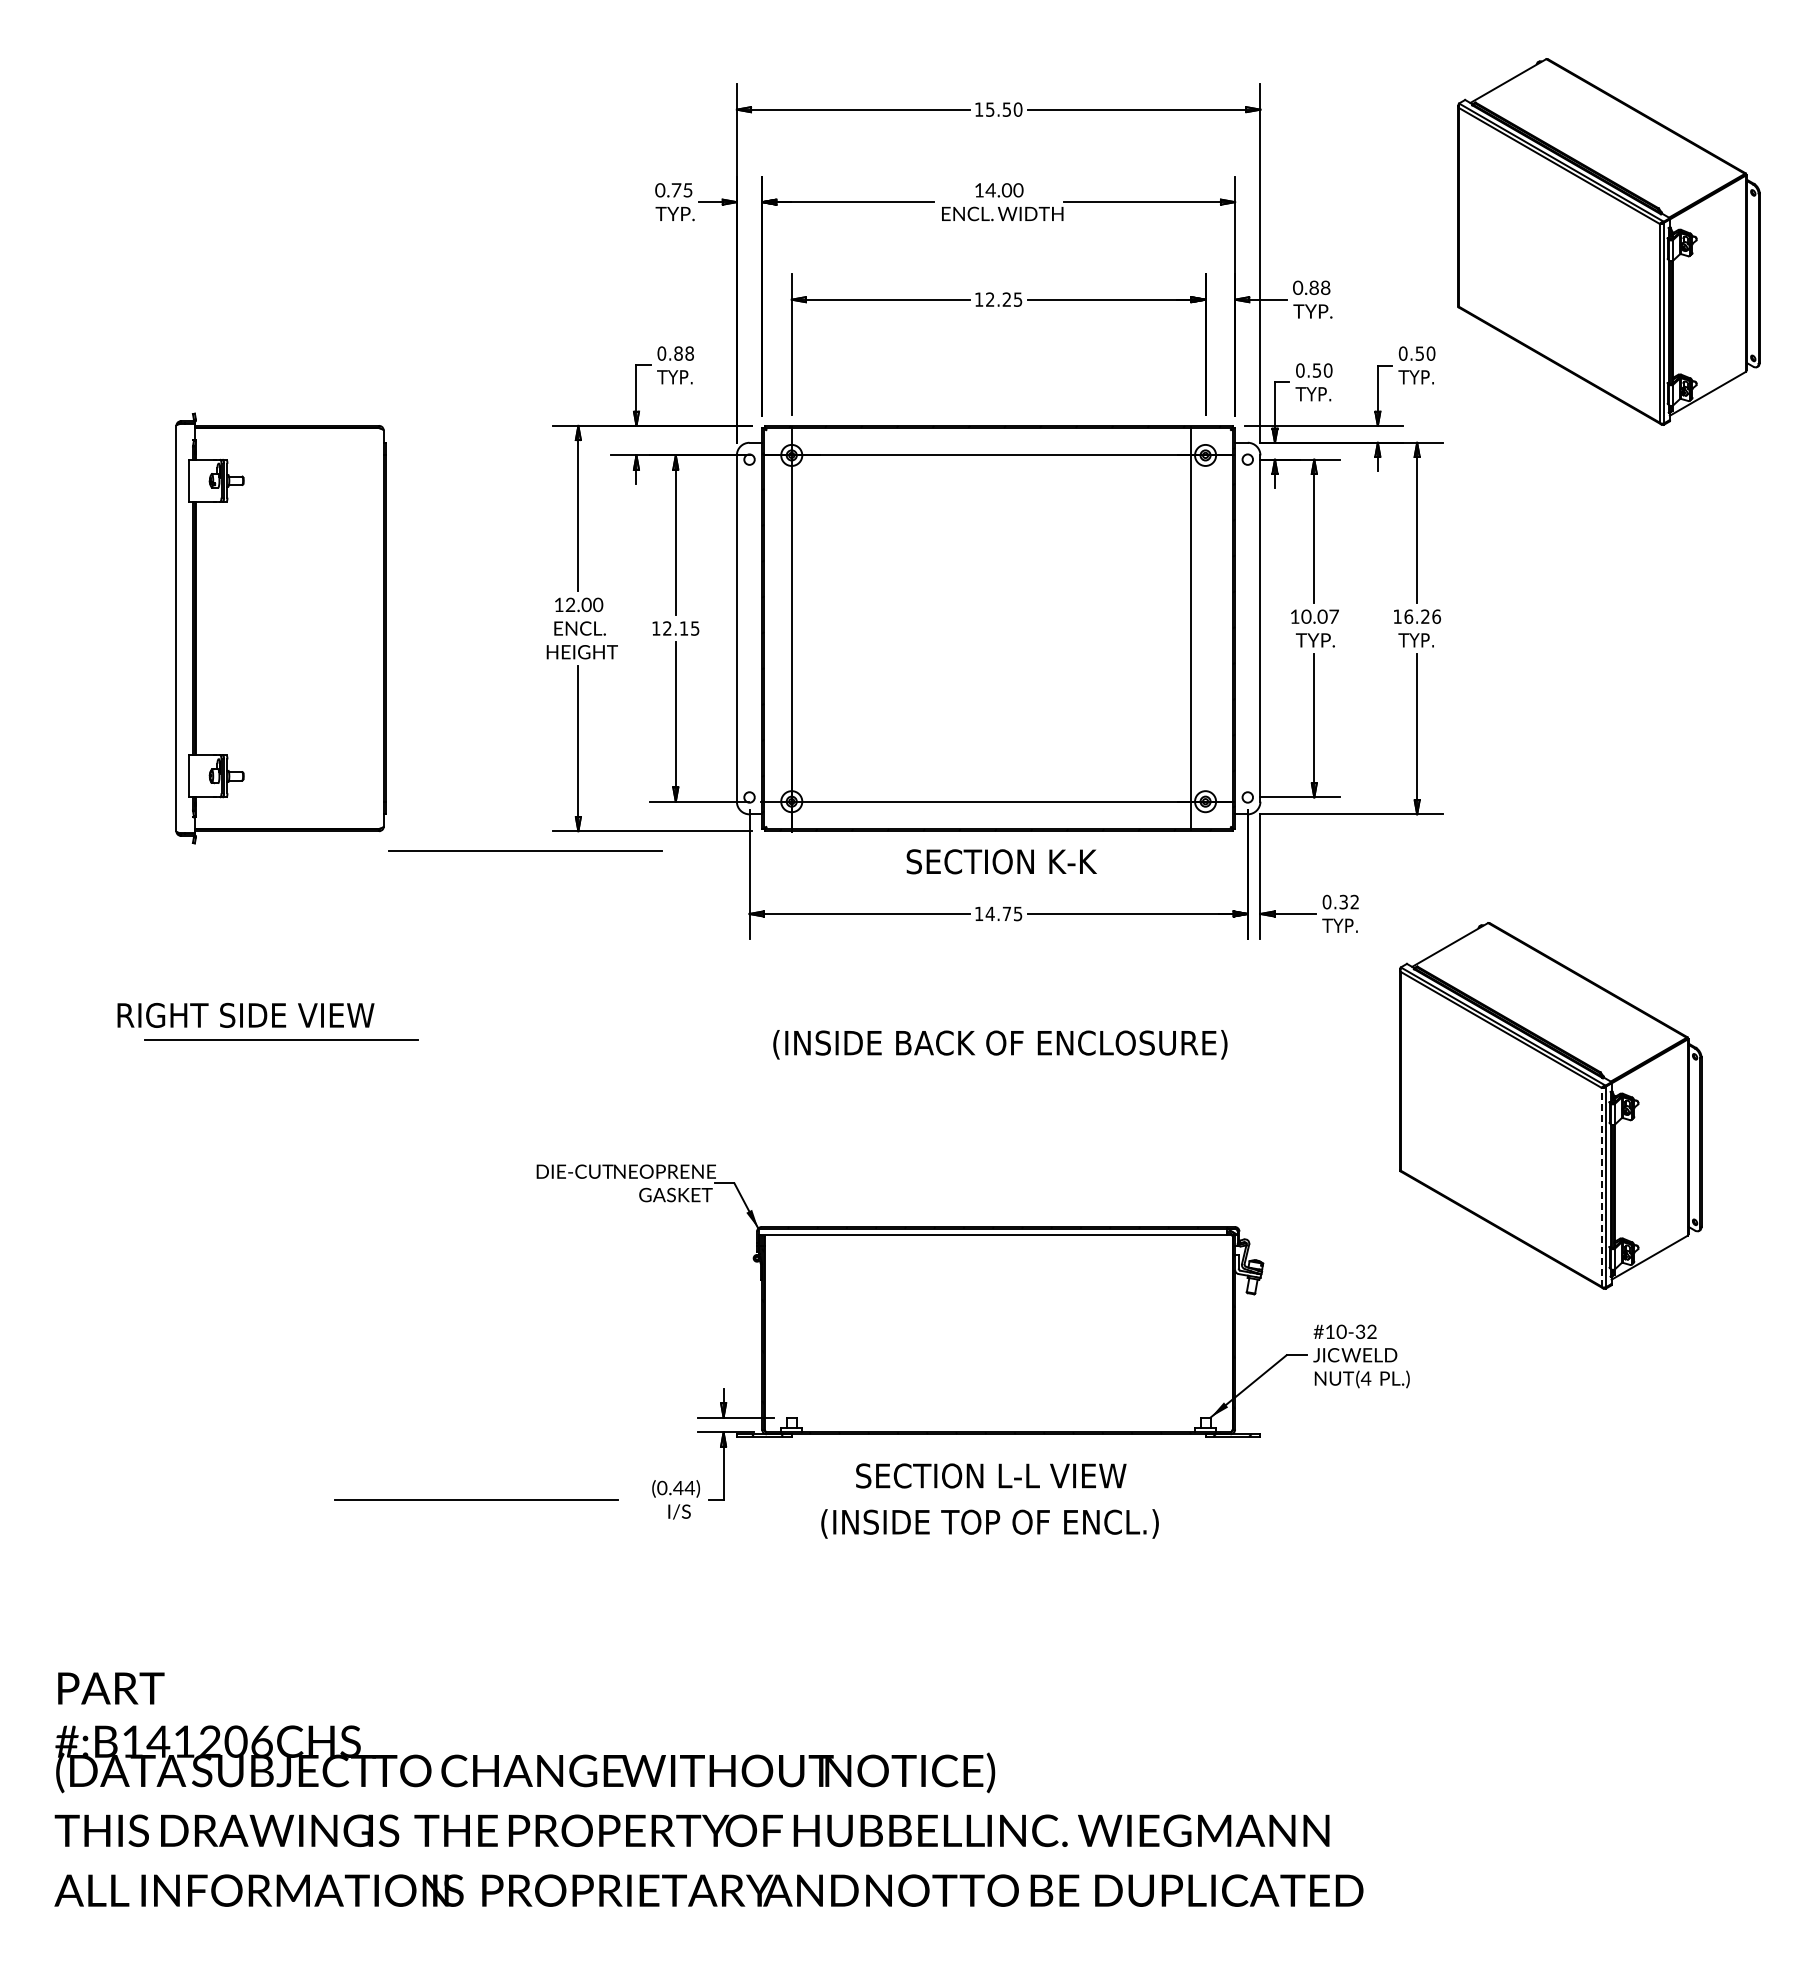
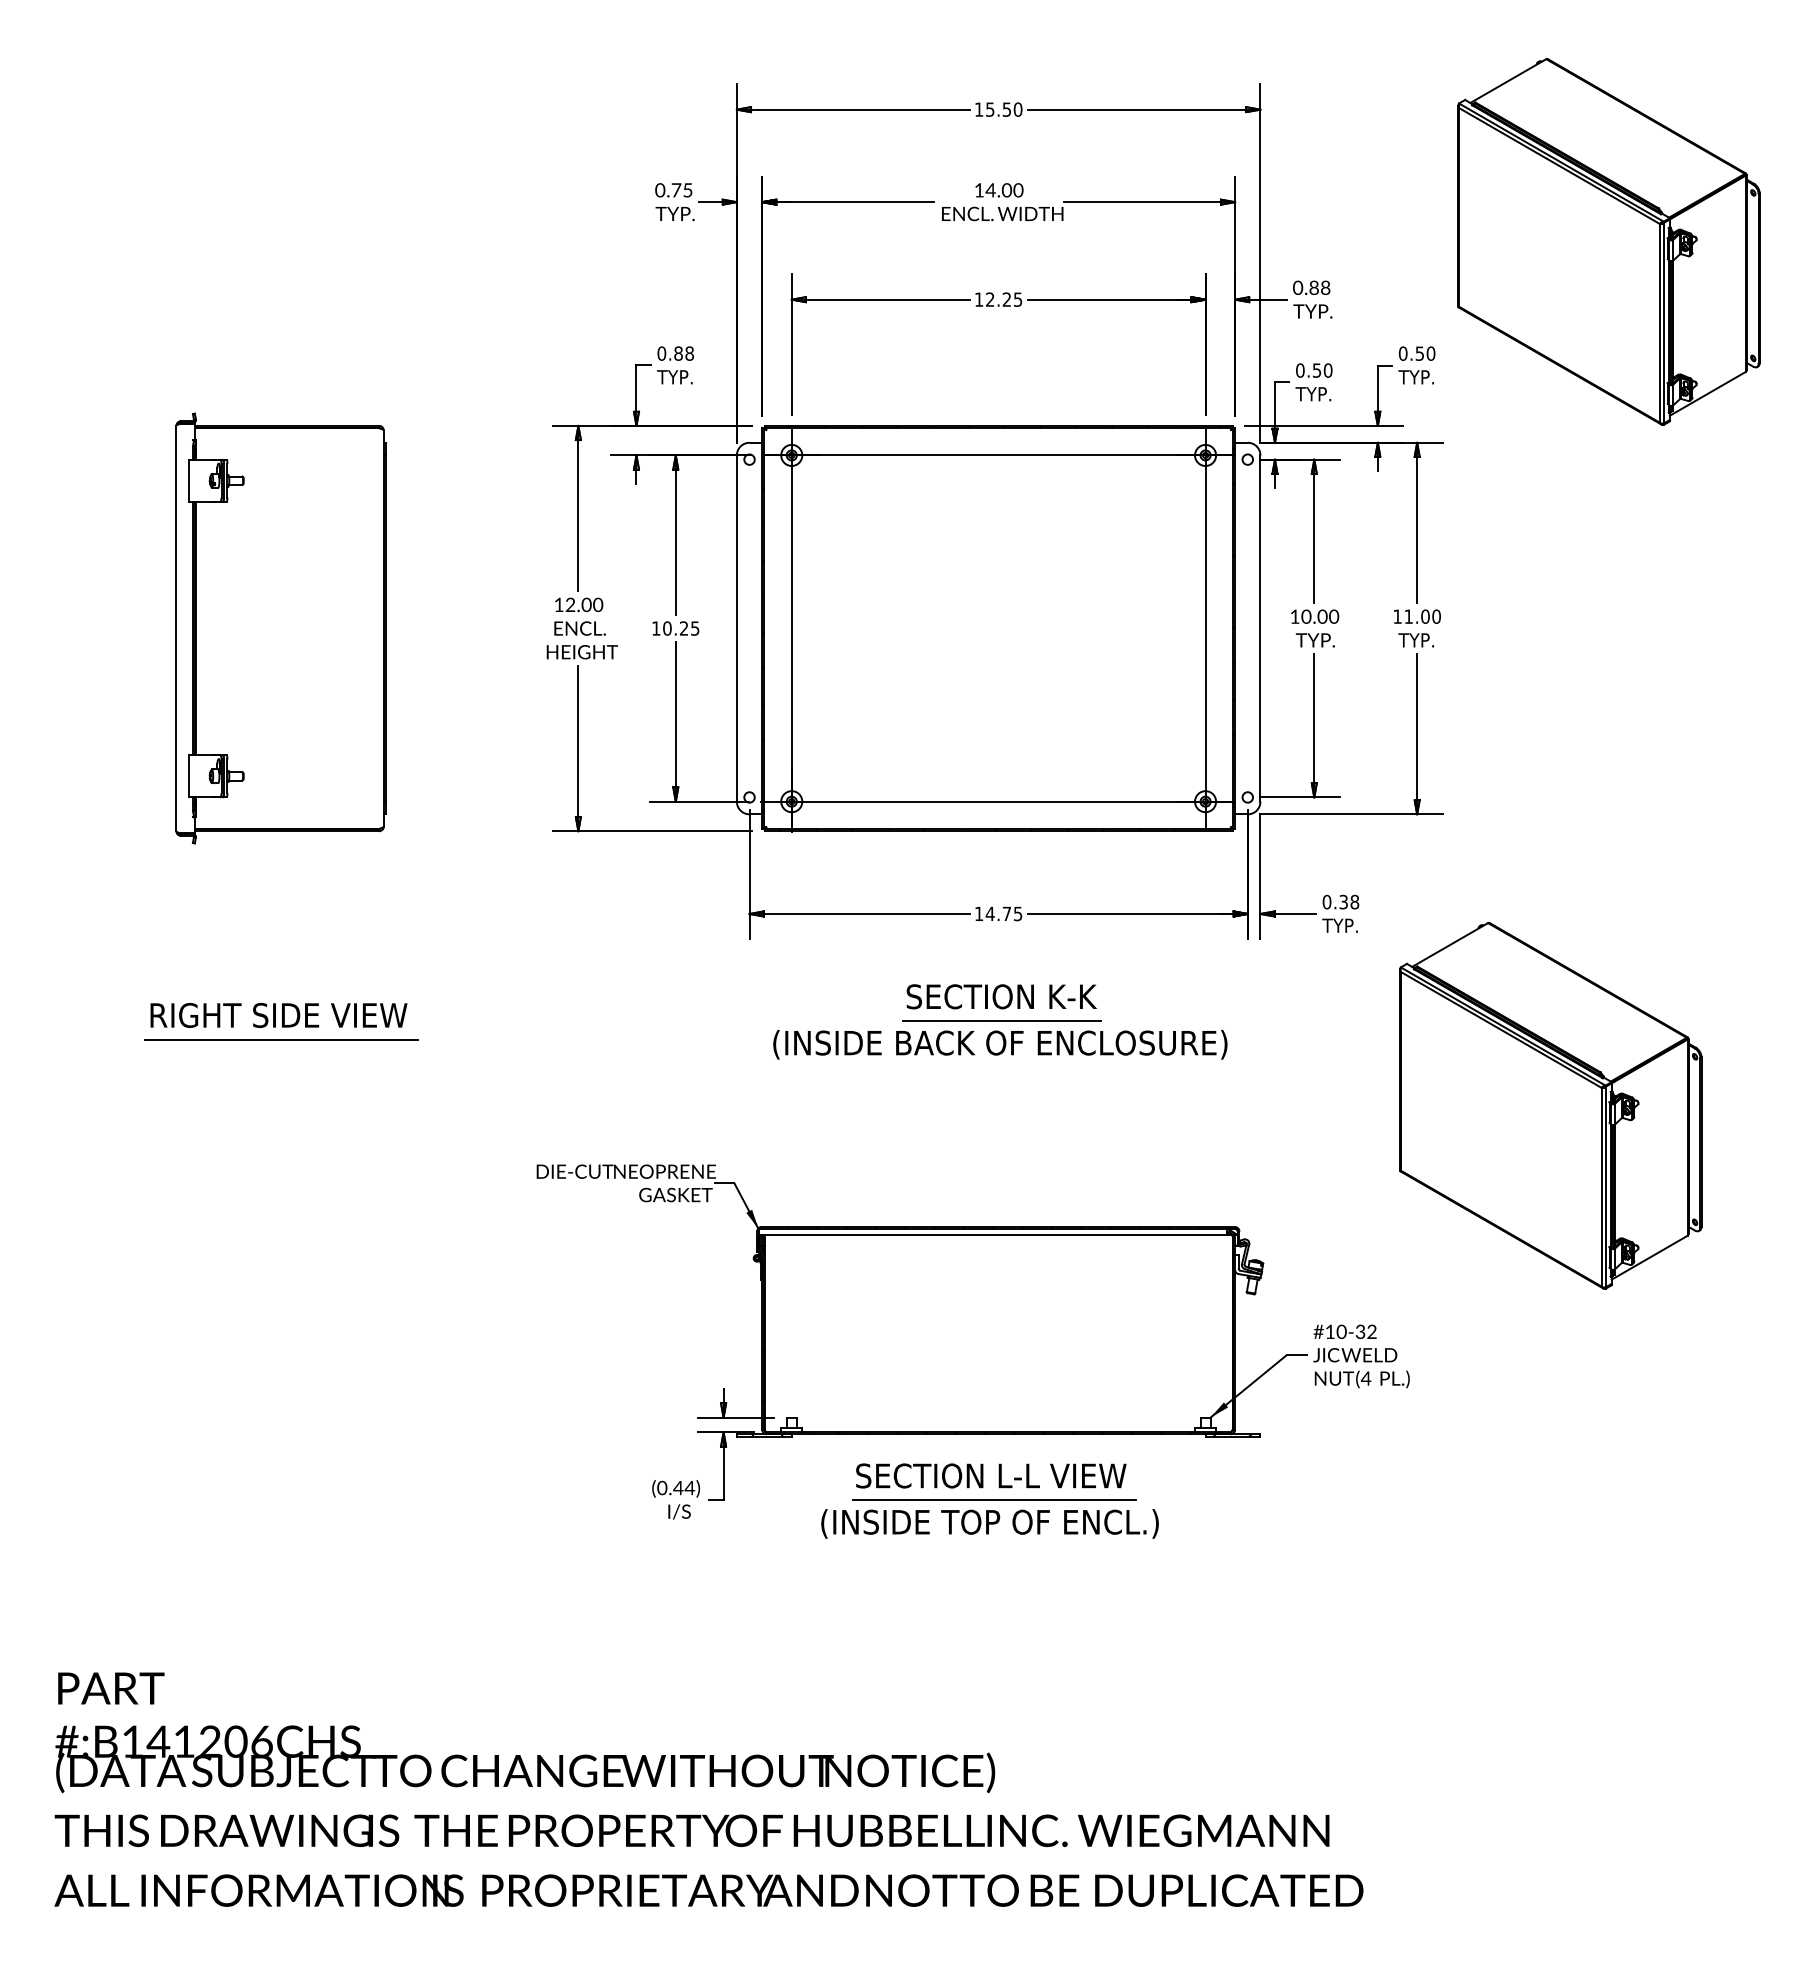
text: 10.07 -> 10.00 (1334, 616)
text: 16.26 -> 11.00 (1422, 616)
text: 12.15 -> 10.25 (675, 628)
line position: (1190, 628) -> (1205, 628) (1205, 628)
line: present -> none (525, 850)
text position: (1001, 861) -> (1001, 996) (1001, 996)
text: 0.32 -> 0.38 (1354, 902)
text position: (245, 1015) -> (278, 1015) (278, 1015)
line: none -> present (1001, 1020)
line: dashed -> solid (1601, 1186)
line position: (476, 1499) -> (994, 1499) (994, 1499)
